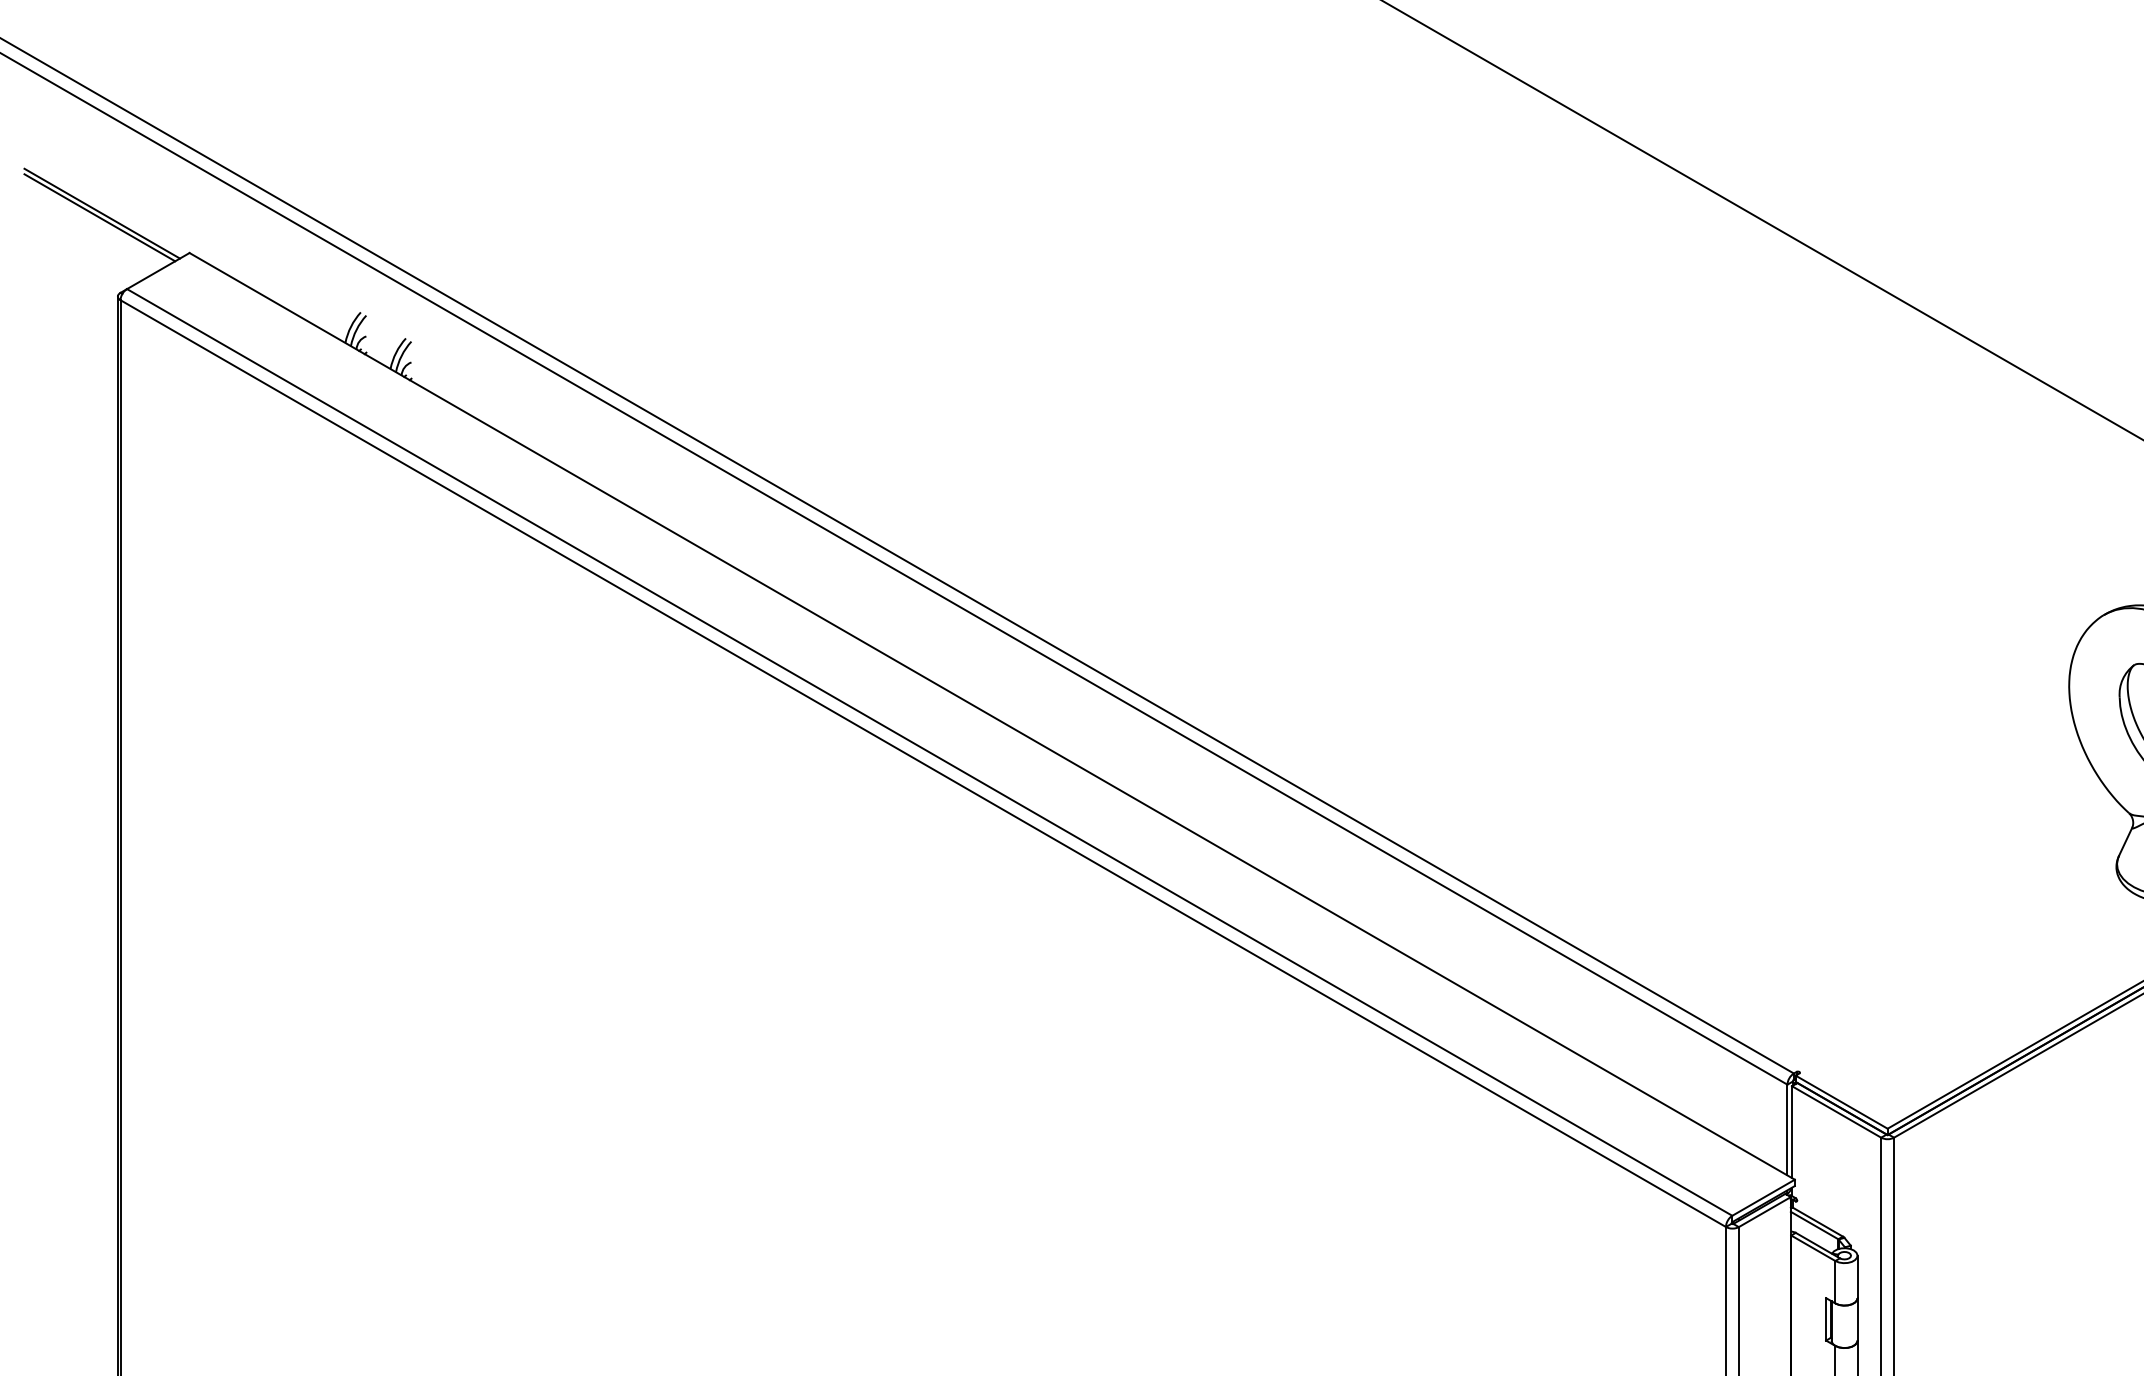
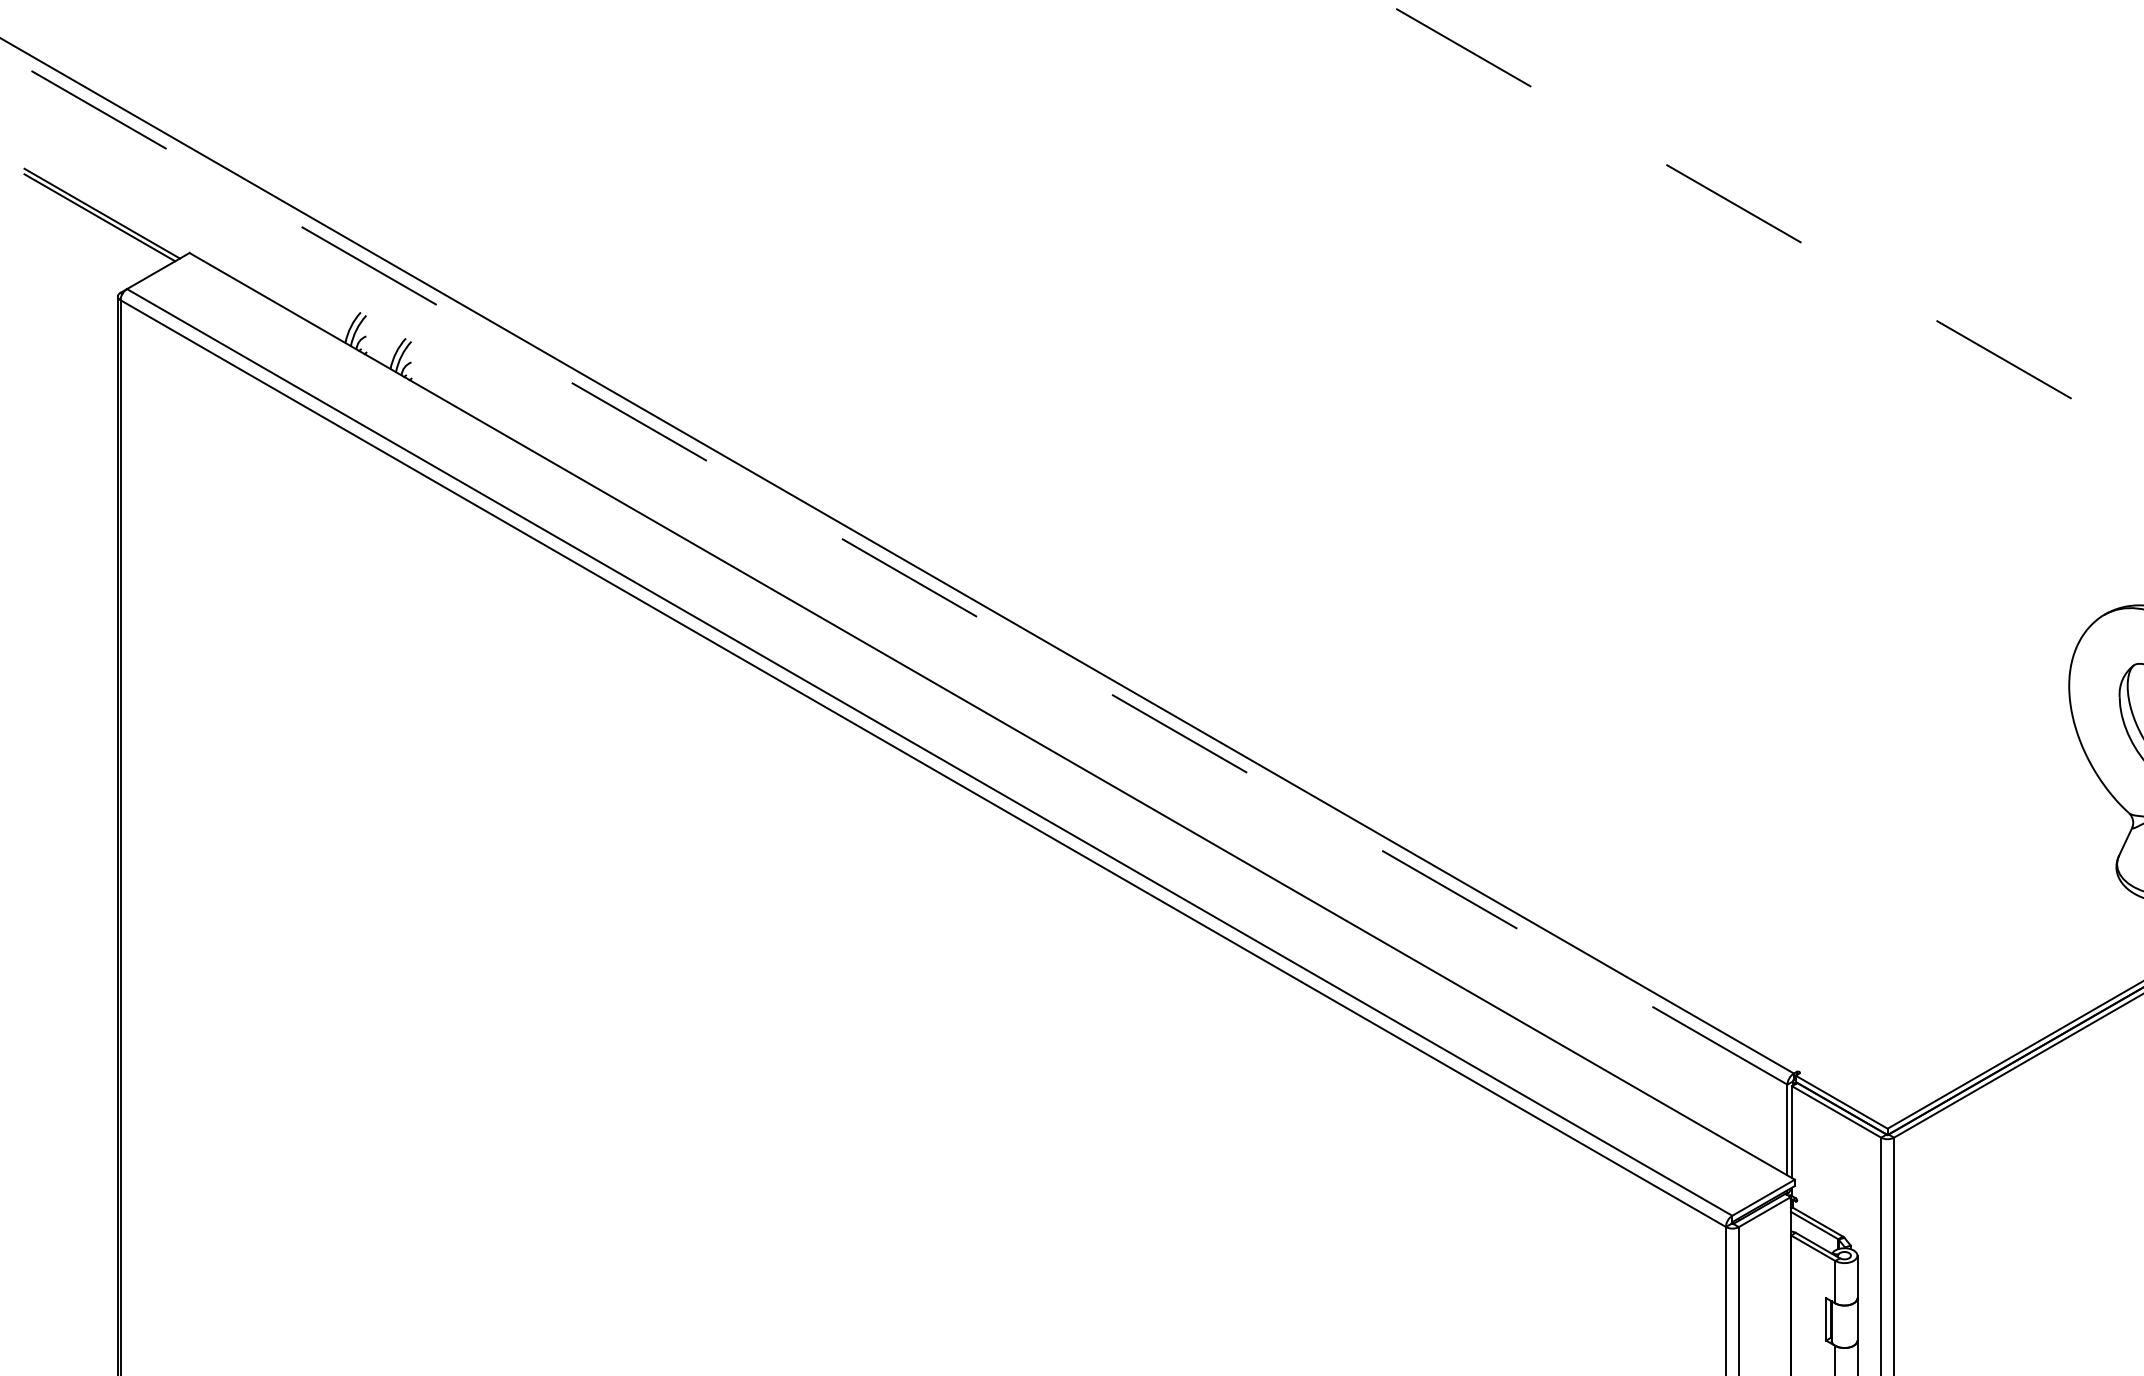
line: solid -> dashed (1762, 220)
line: solid -> dashed (893, 568)
